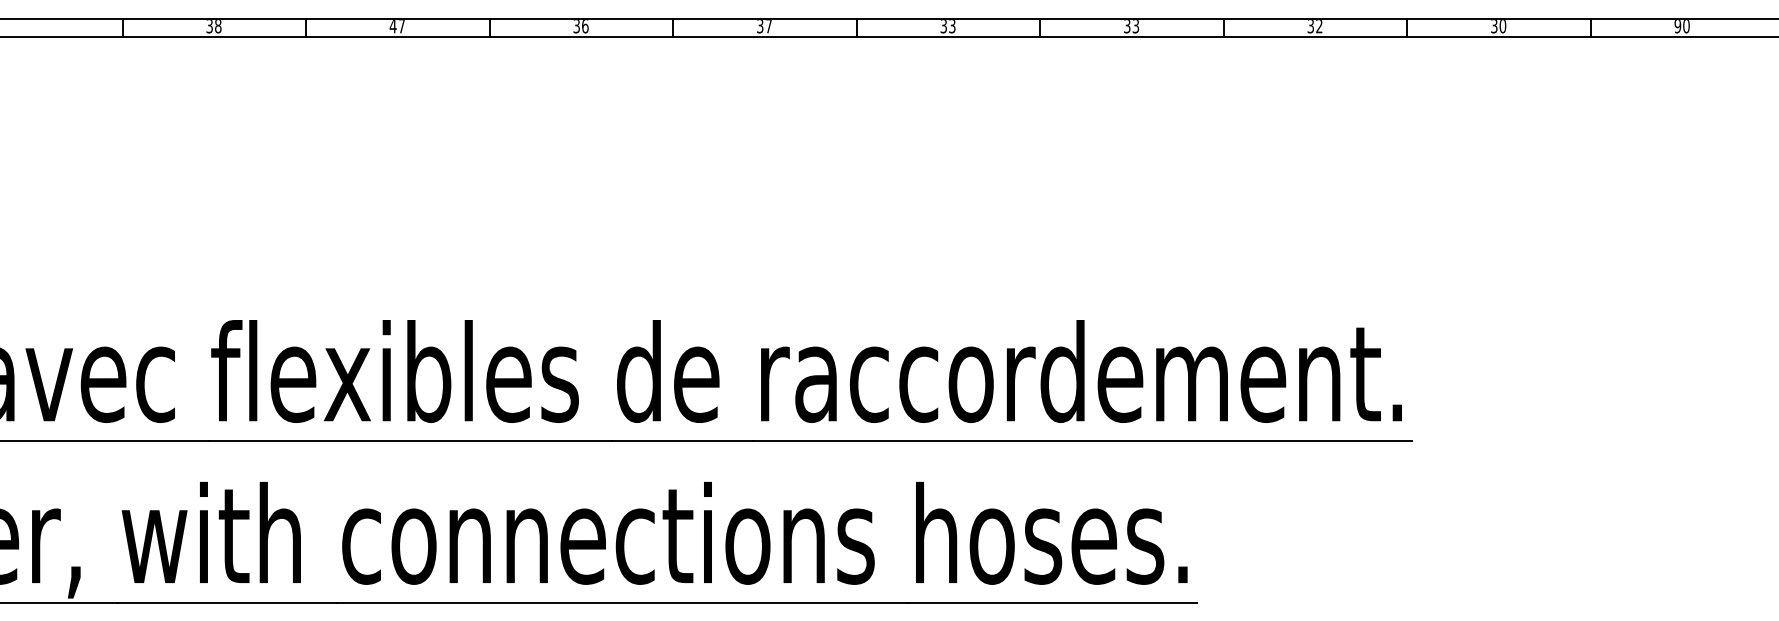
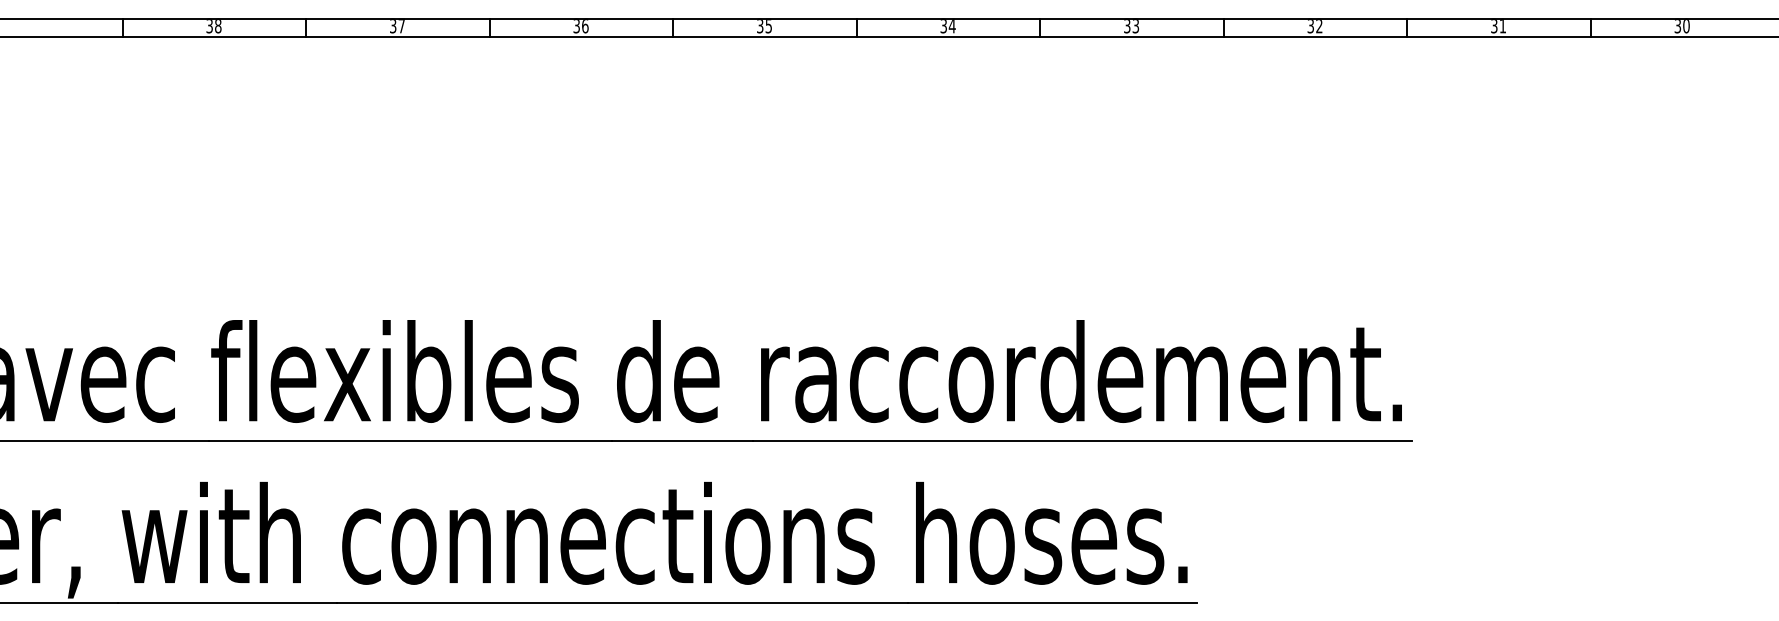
text: 47 -> 37 (392, 26)
text: 37 -> 35 (768, 26)
text: 33 -> 34 (951, 26)
text: 30 -> 31 (1502, 26)
text: 90 -> 30 (1677, 26)
